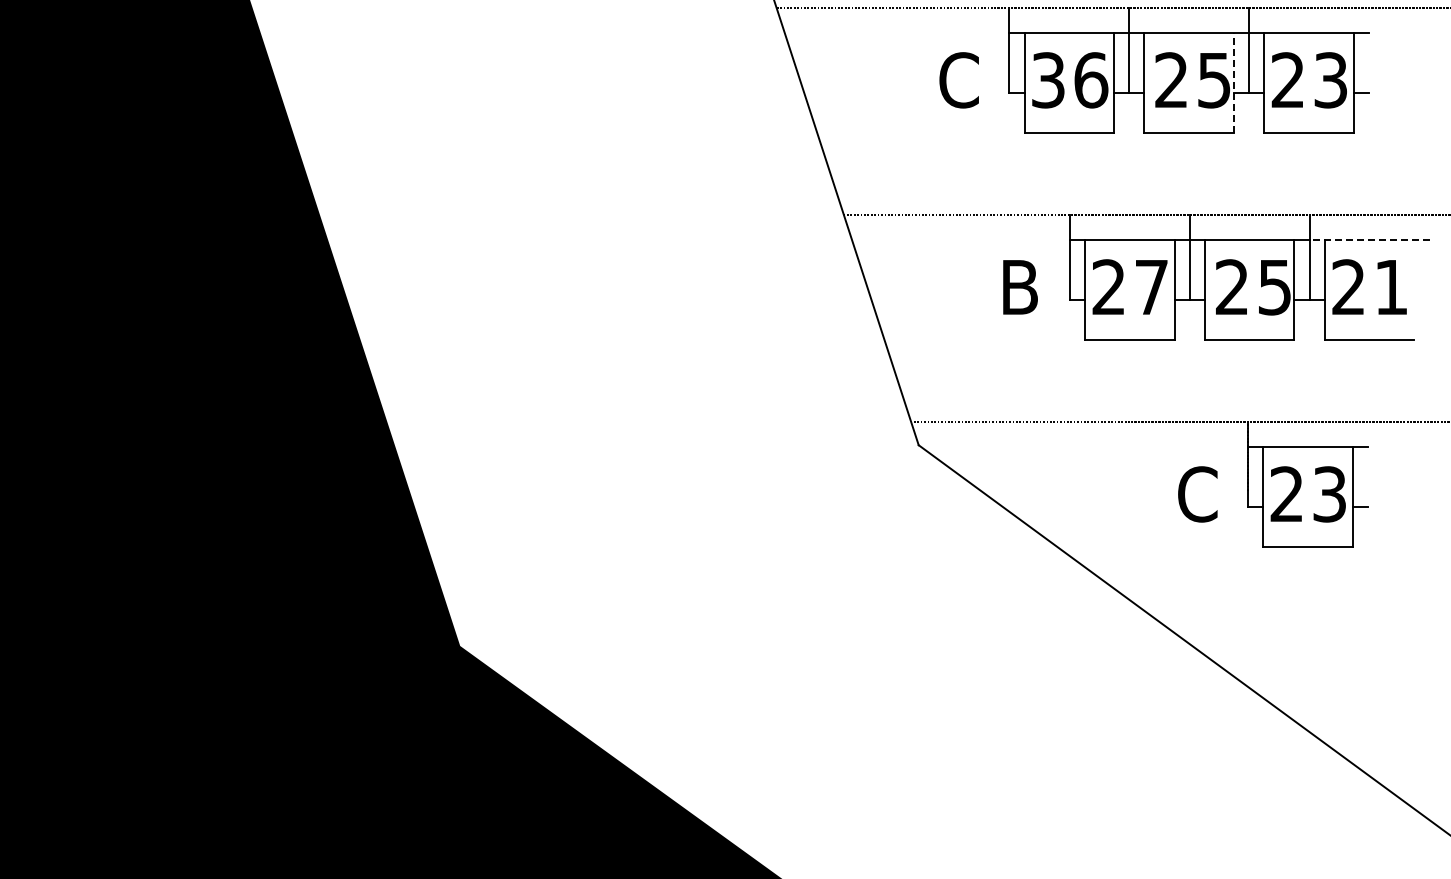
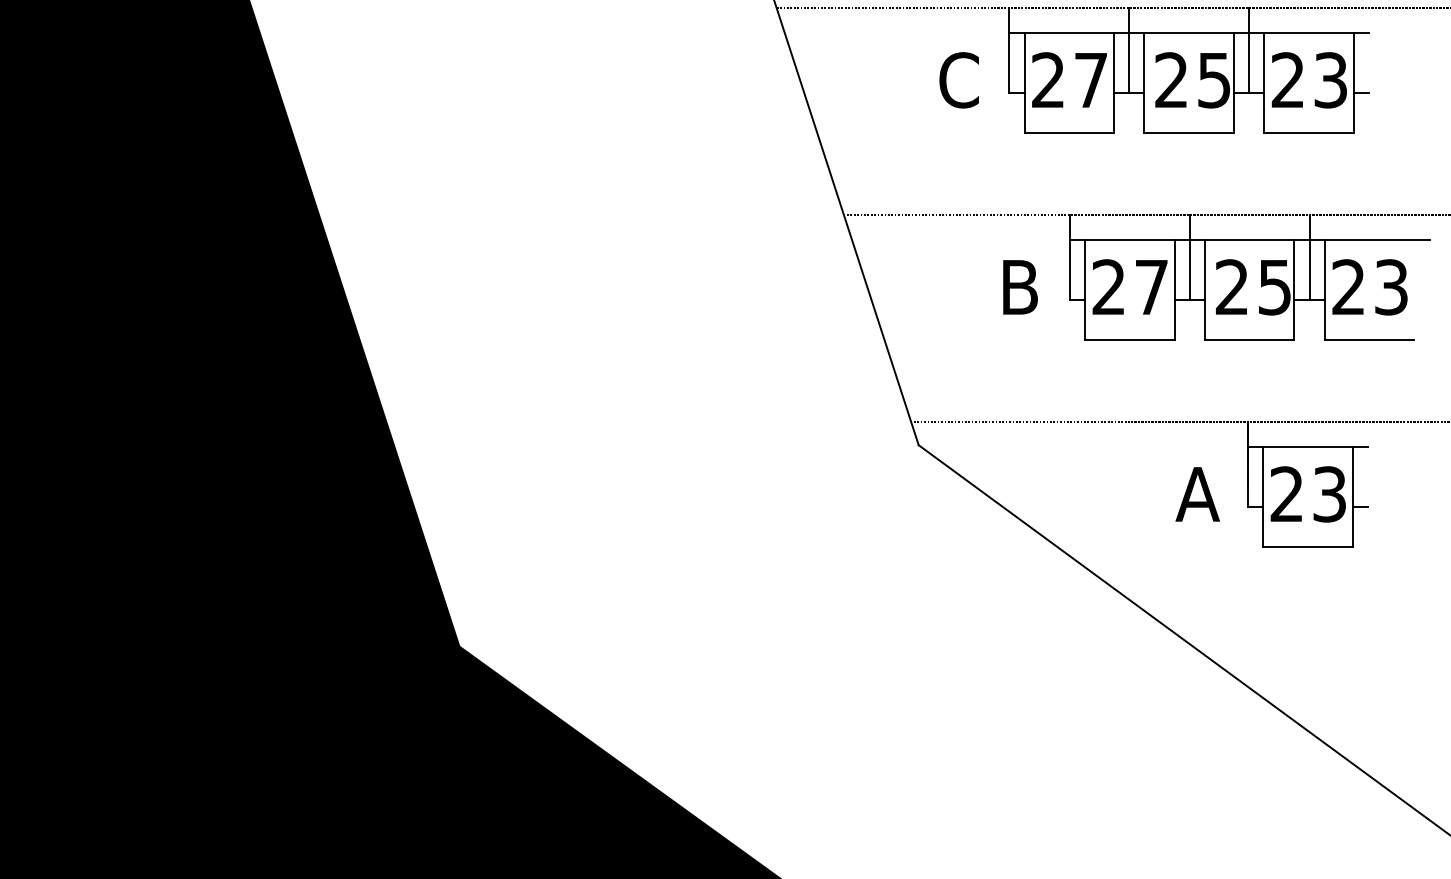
text: 36 -> 27 (1070, 80)
line: dashed -> solid (1233, 82)
line: dashed -> solid (1369, 239)
text: 21 -> 23 (1391, 287)
text: C -> A (1197, 494)
